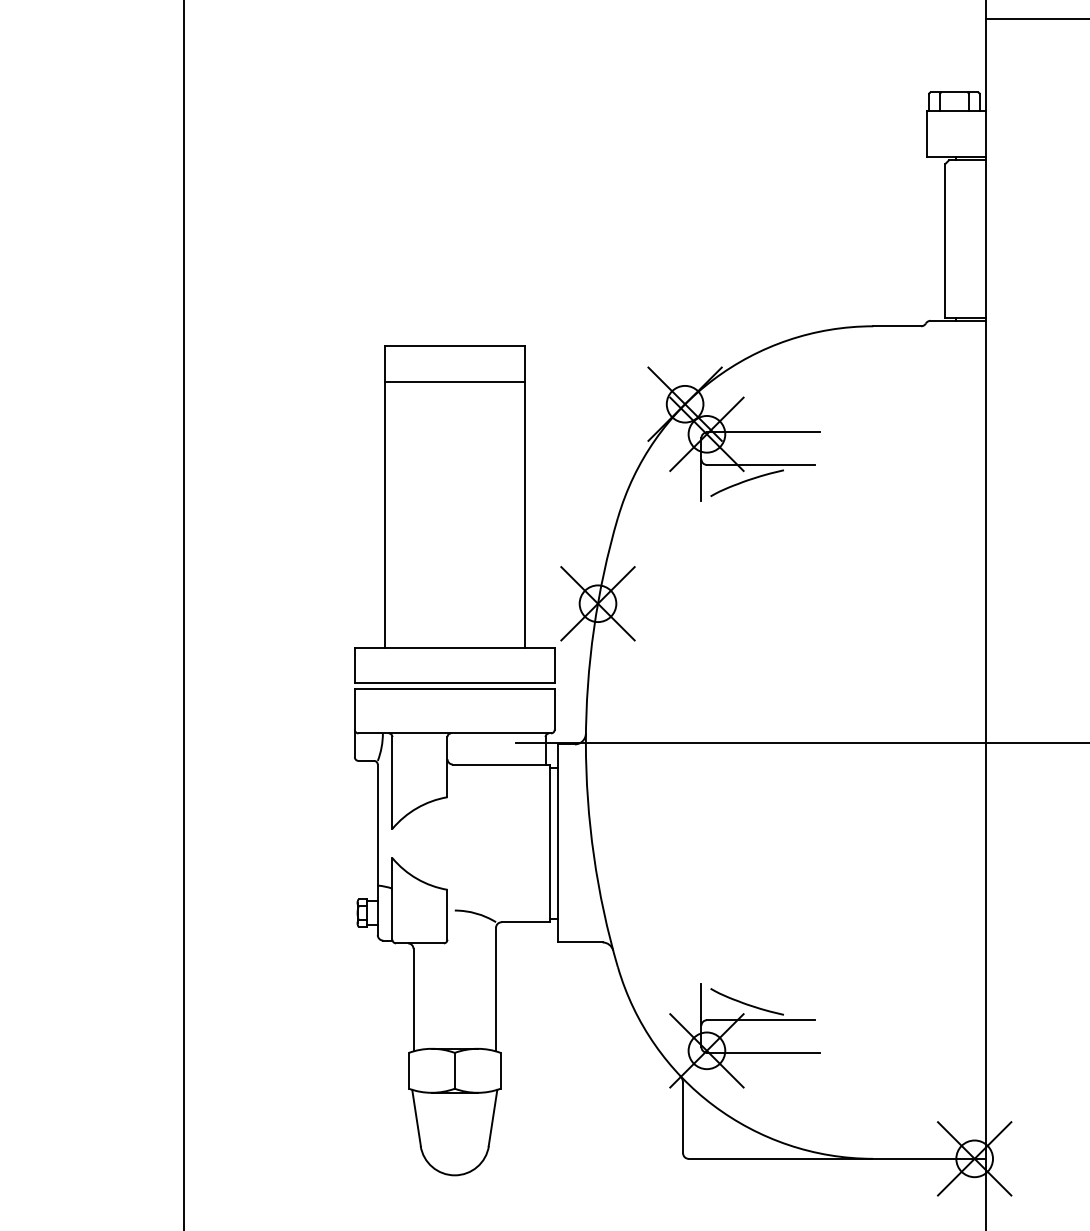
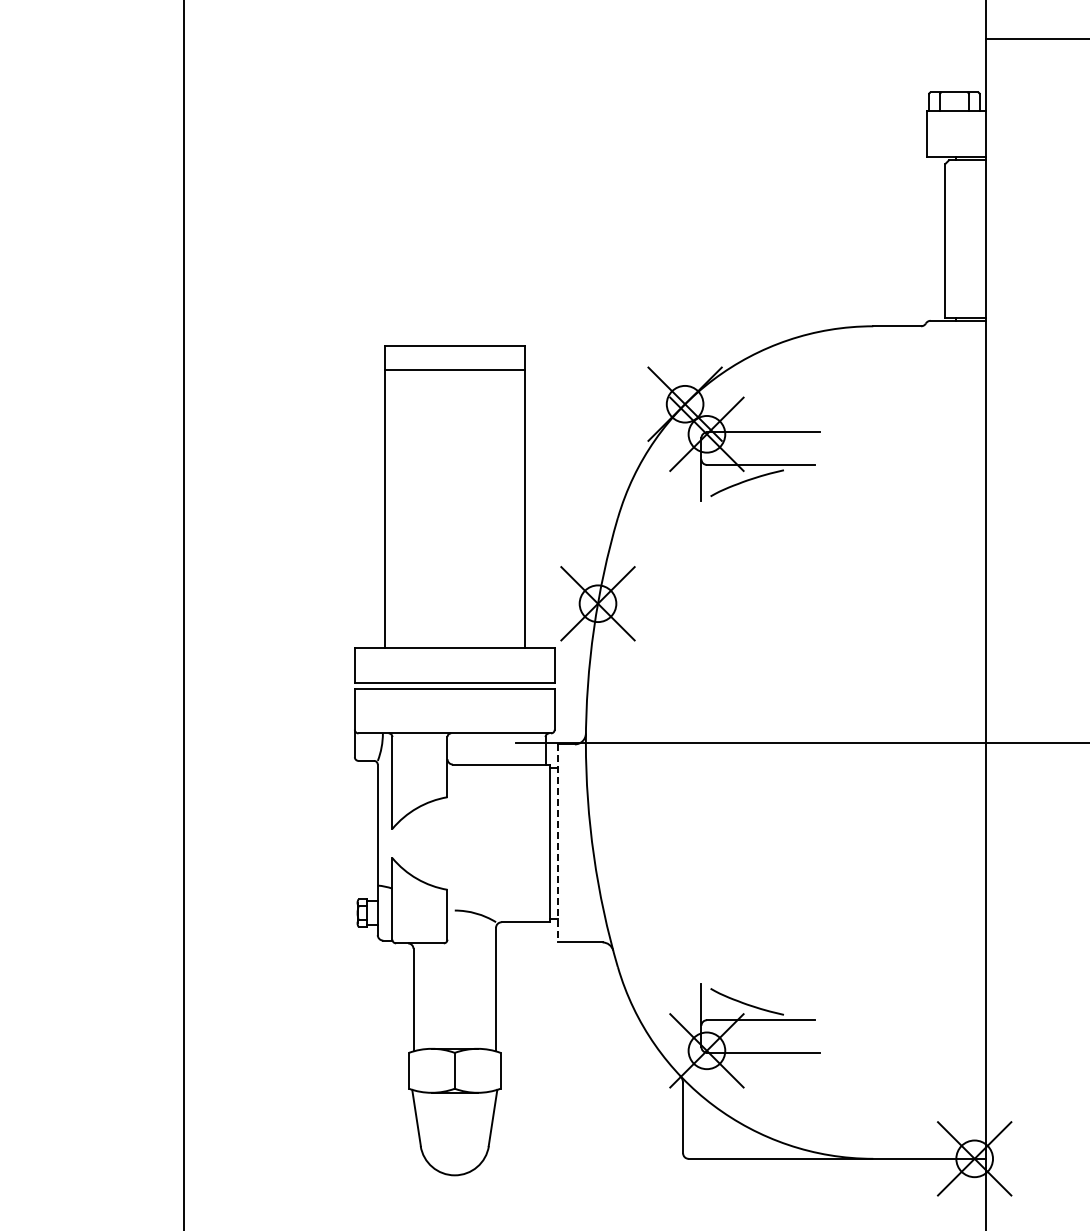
line position: (1036, 19) -> (1036, 39) (1036, 39)
line position: (454, 382) -> (454, 370) (454, 370)
line: solid -> dashed (558, 843)
